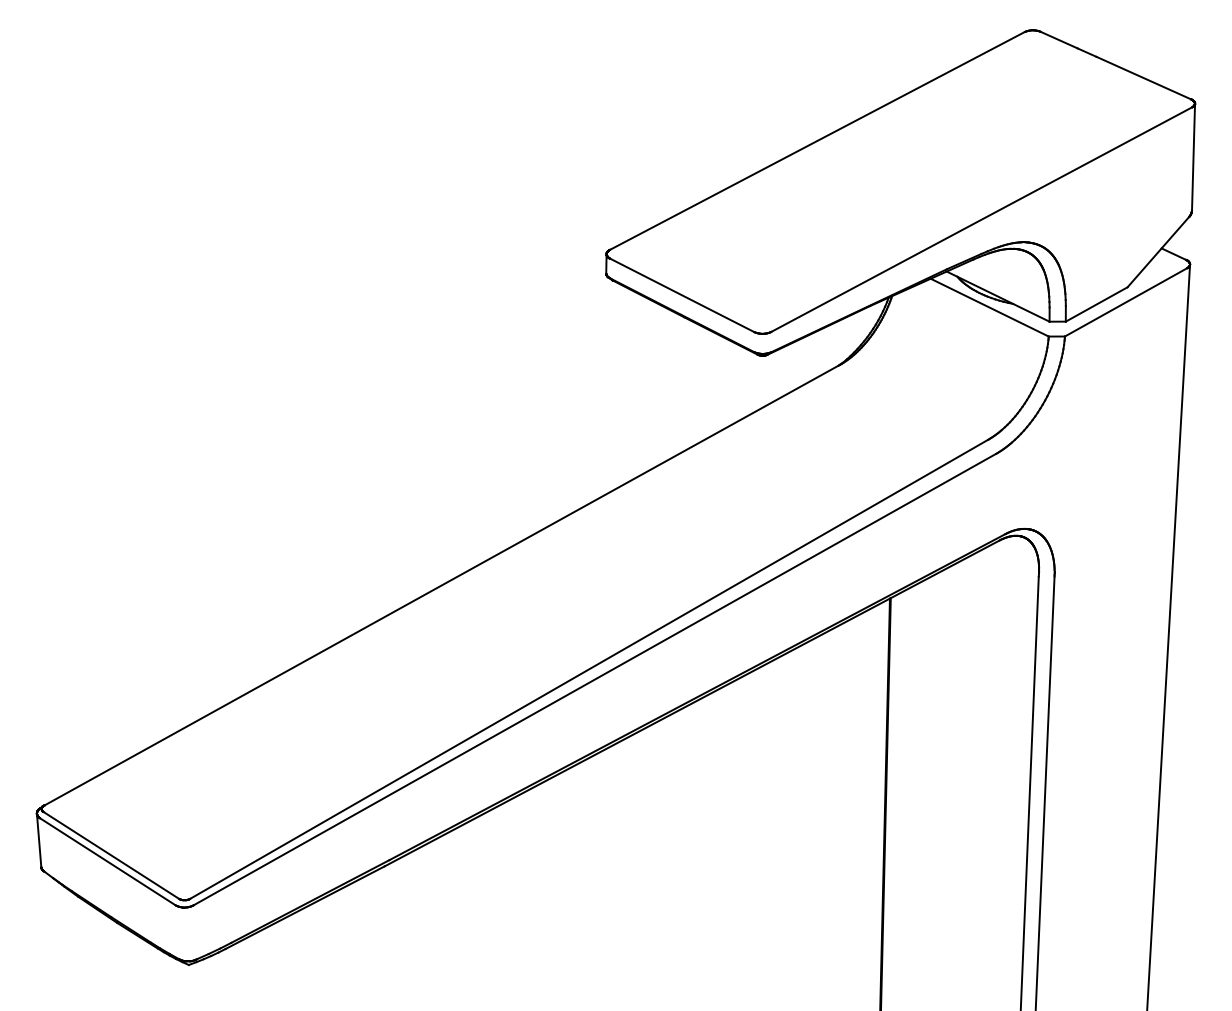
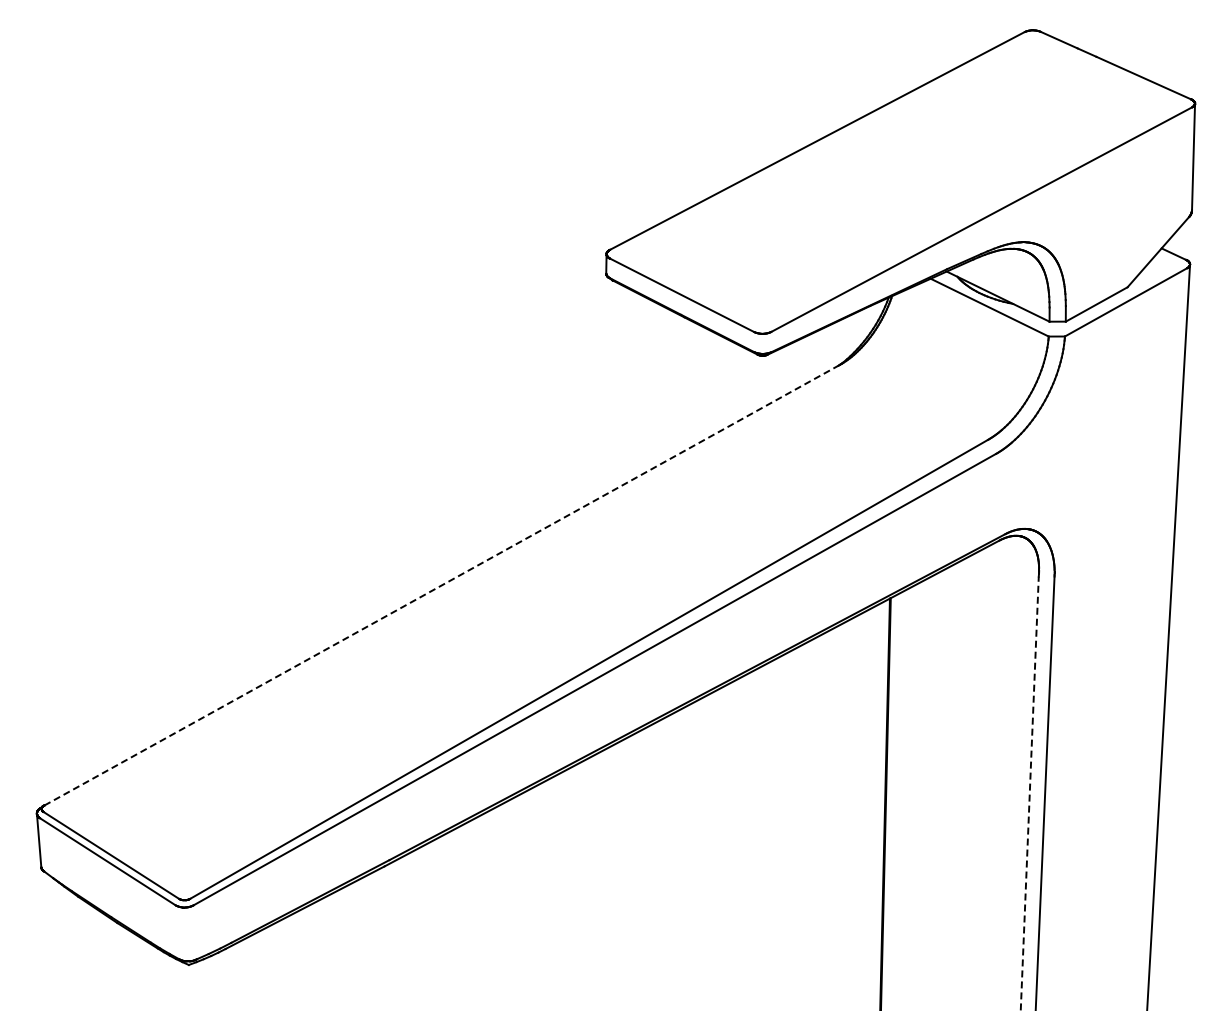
line: solid -> dashed (442, 585)
line: solid -> dashed (1029, 793)
